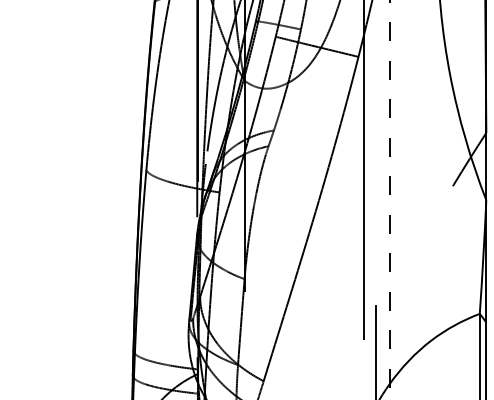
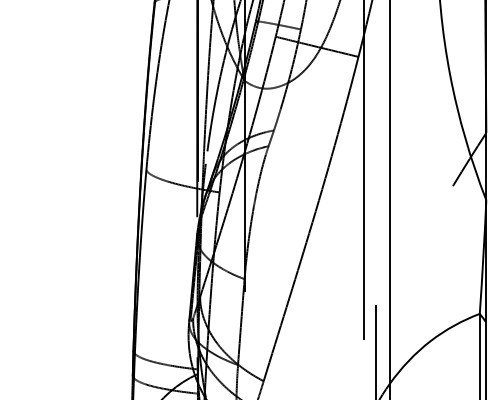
line: dashed -> solid (390, 199)
